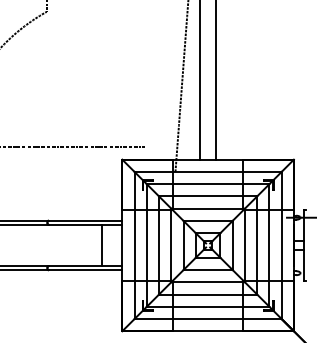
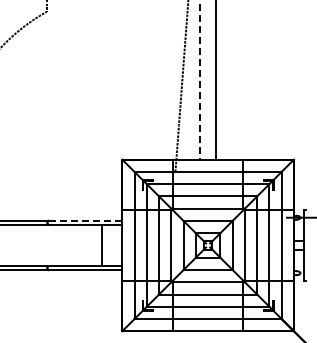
line: solid -> dashed (200, 80)
line: present -> none (73, 147)
line: solid -> dashed (85, 220)
